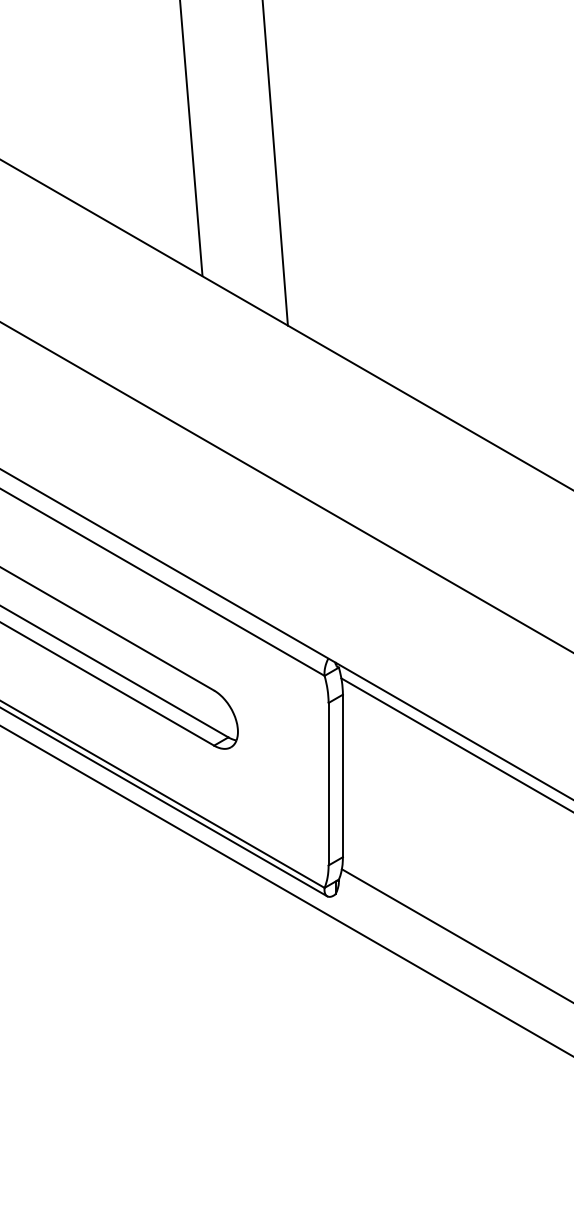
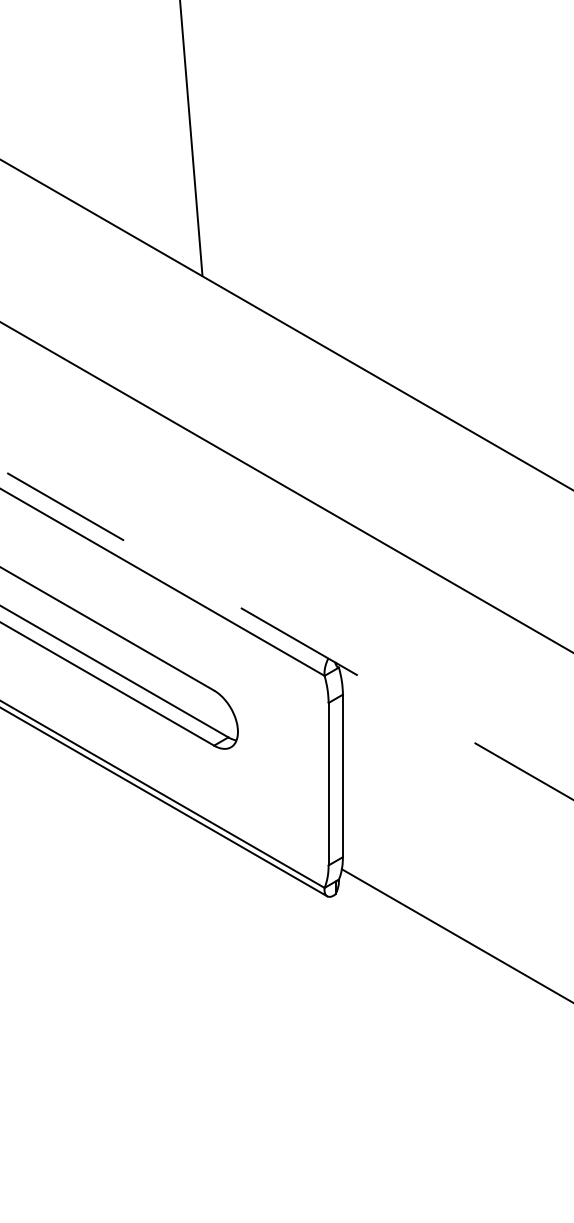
line: present -> none (274, 163)
line: solid -> dashed (287, 634)
line: present -> none (455, 744)
line: present -> none (286, 891)
